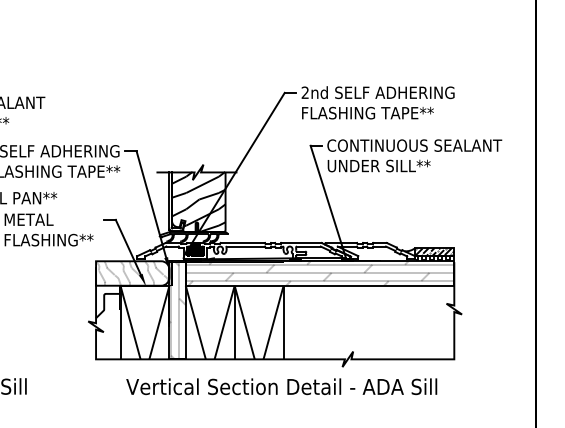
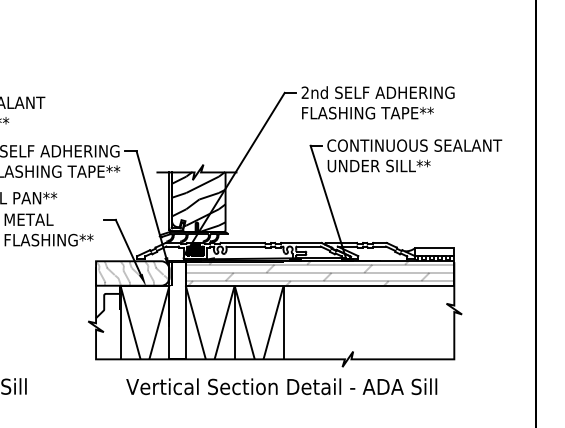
hatch: present -> none (434, 252)
hatch: present -> none (177, 310)
